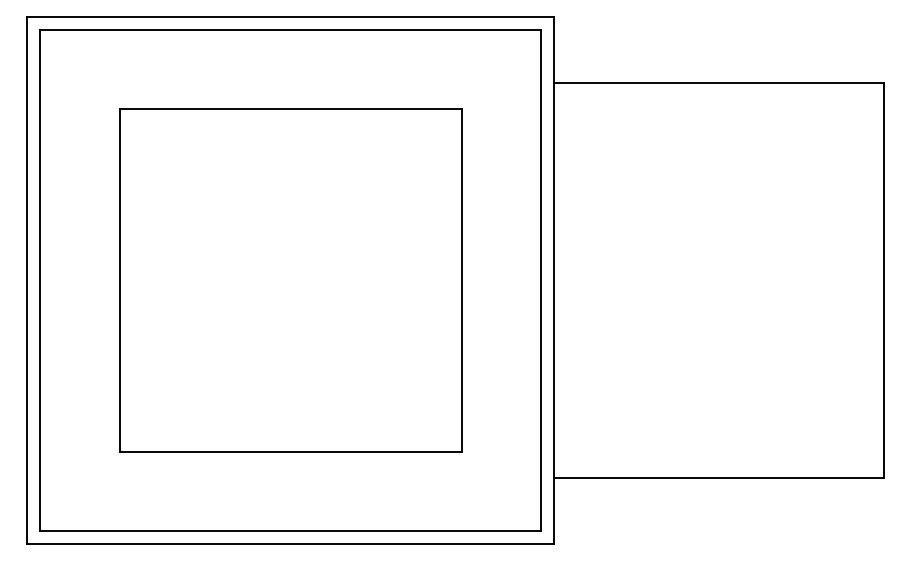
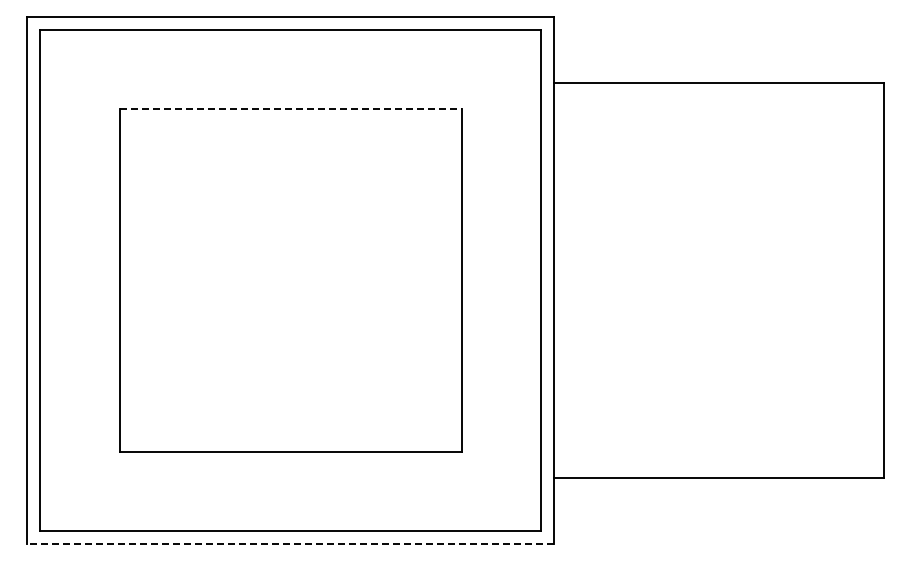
line: solid -> dashed (291, 109)
line: solid -> dashed (290, 544)
